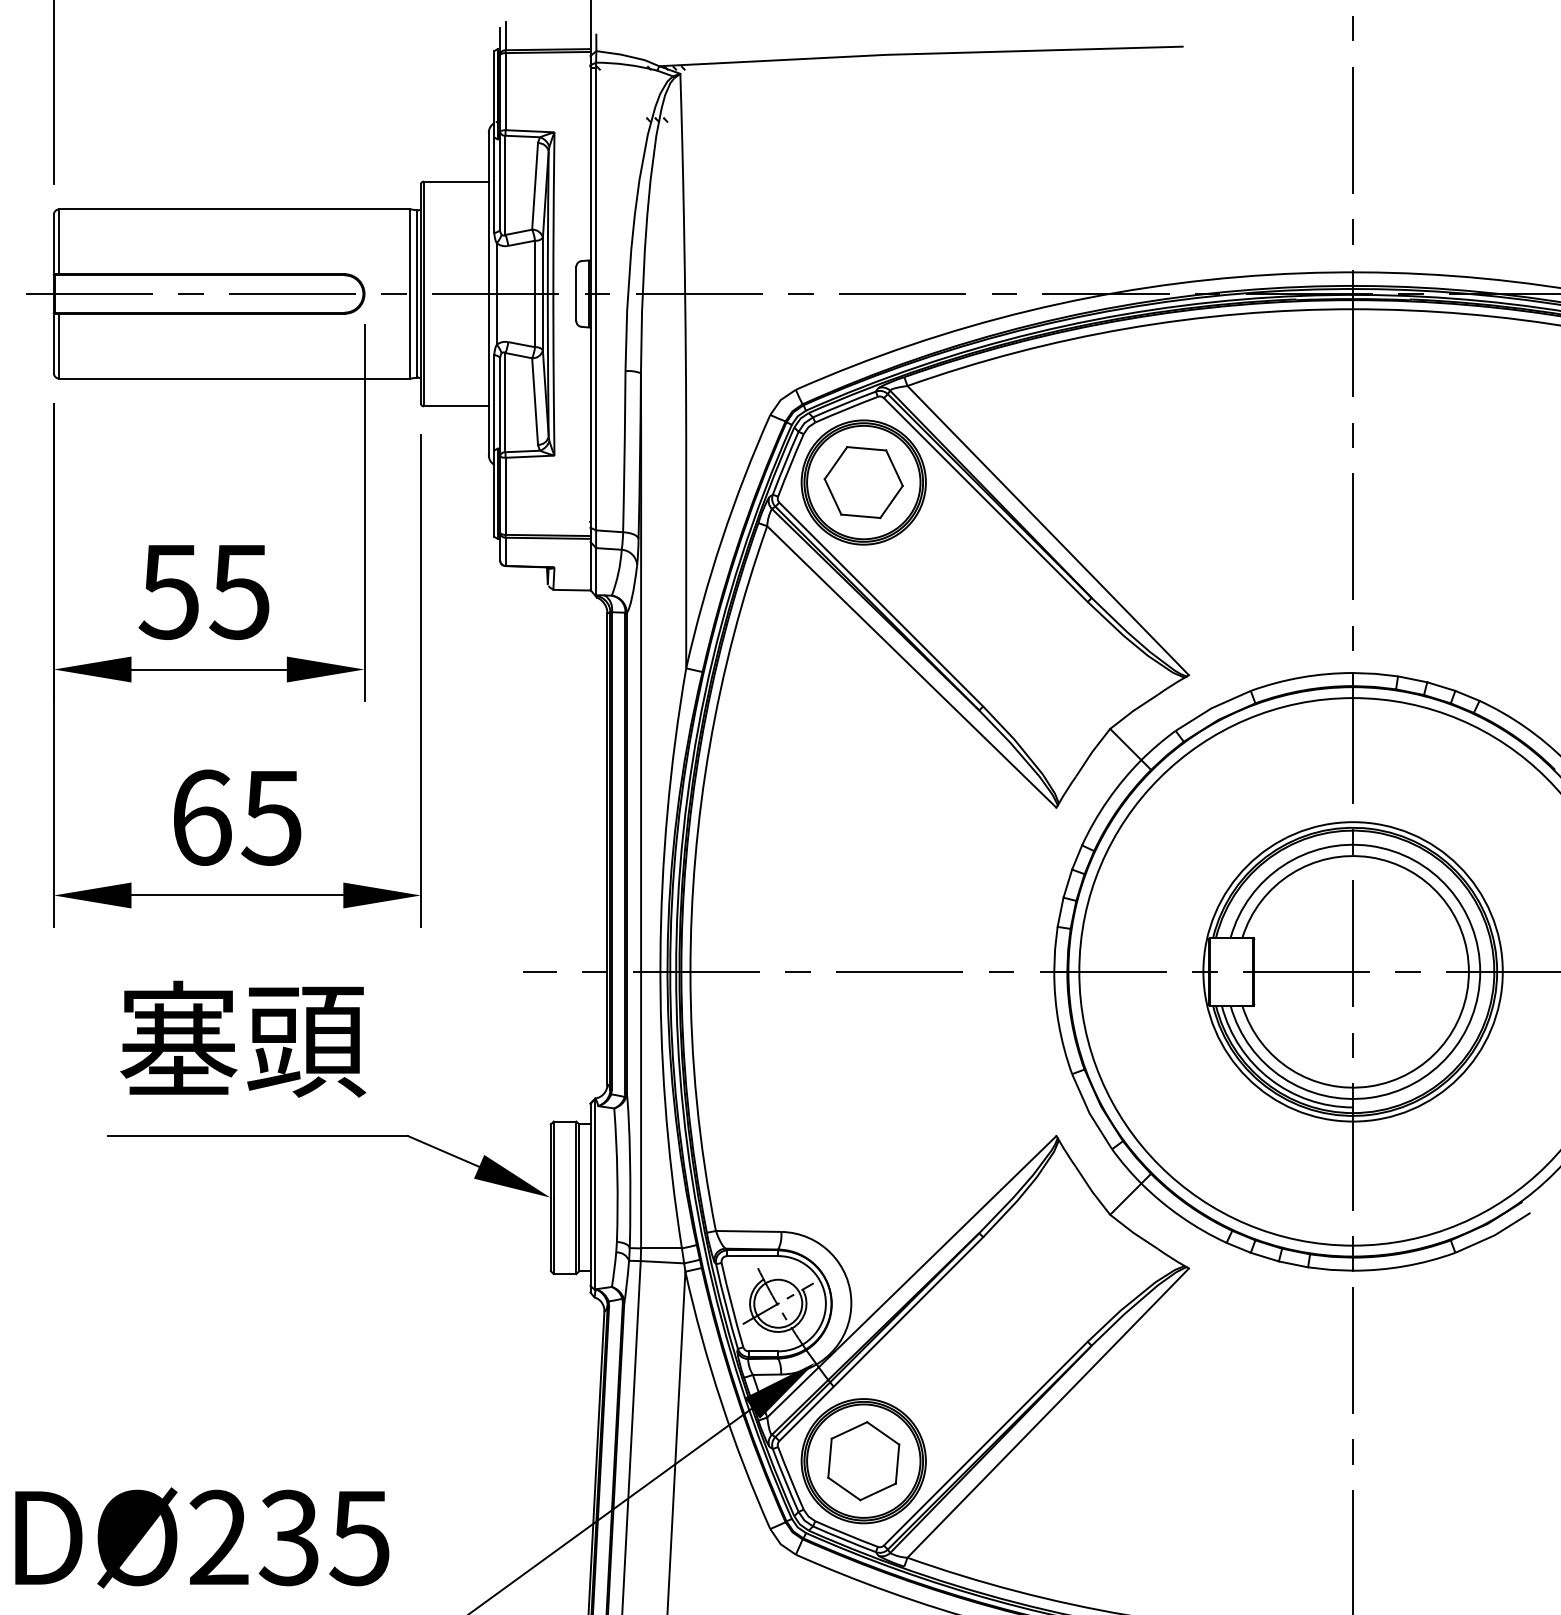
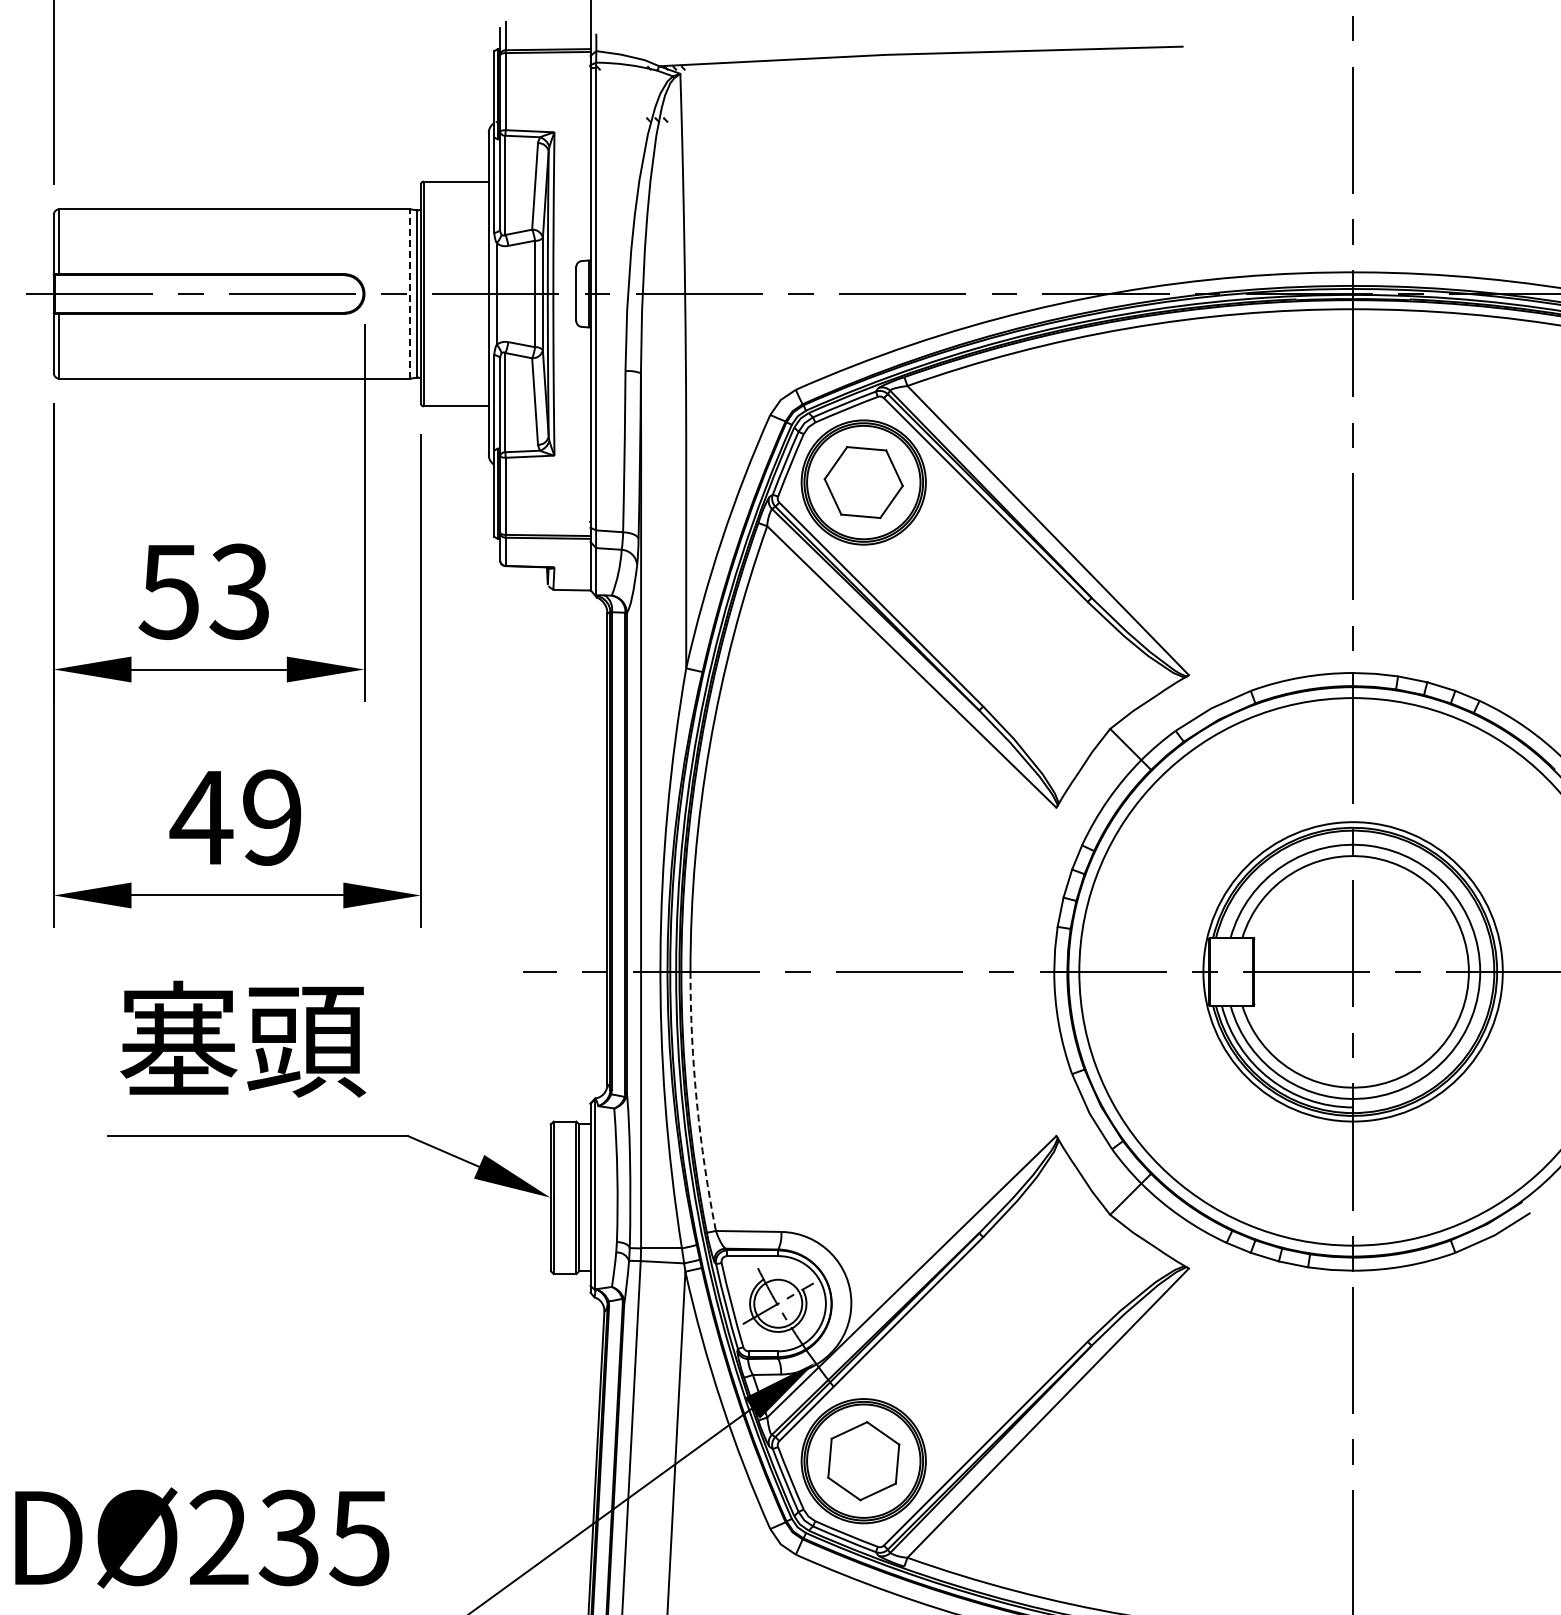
line: solid -> dashed (409, 294)
text: 55 -> 53 (239, 591)
text: 65 -> 49 (235, 817)
arc: solid -> dashed (696, 1102)
